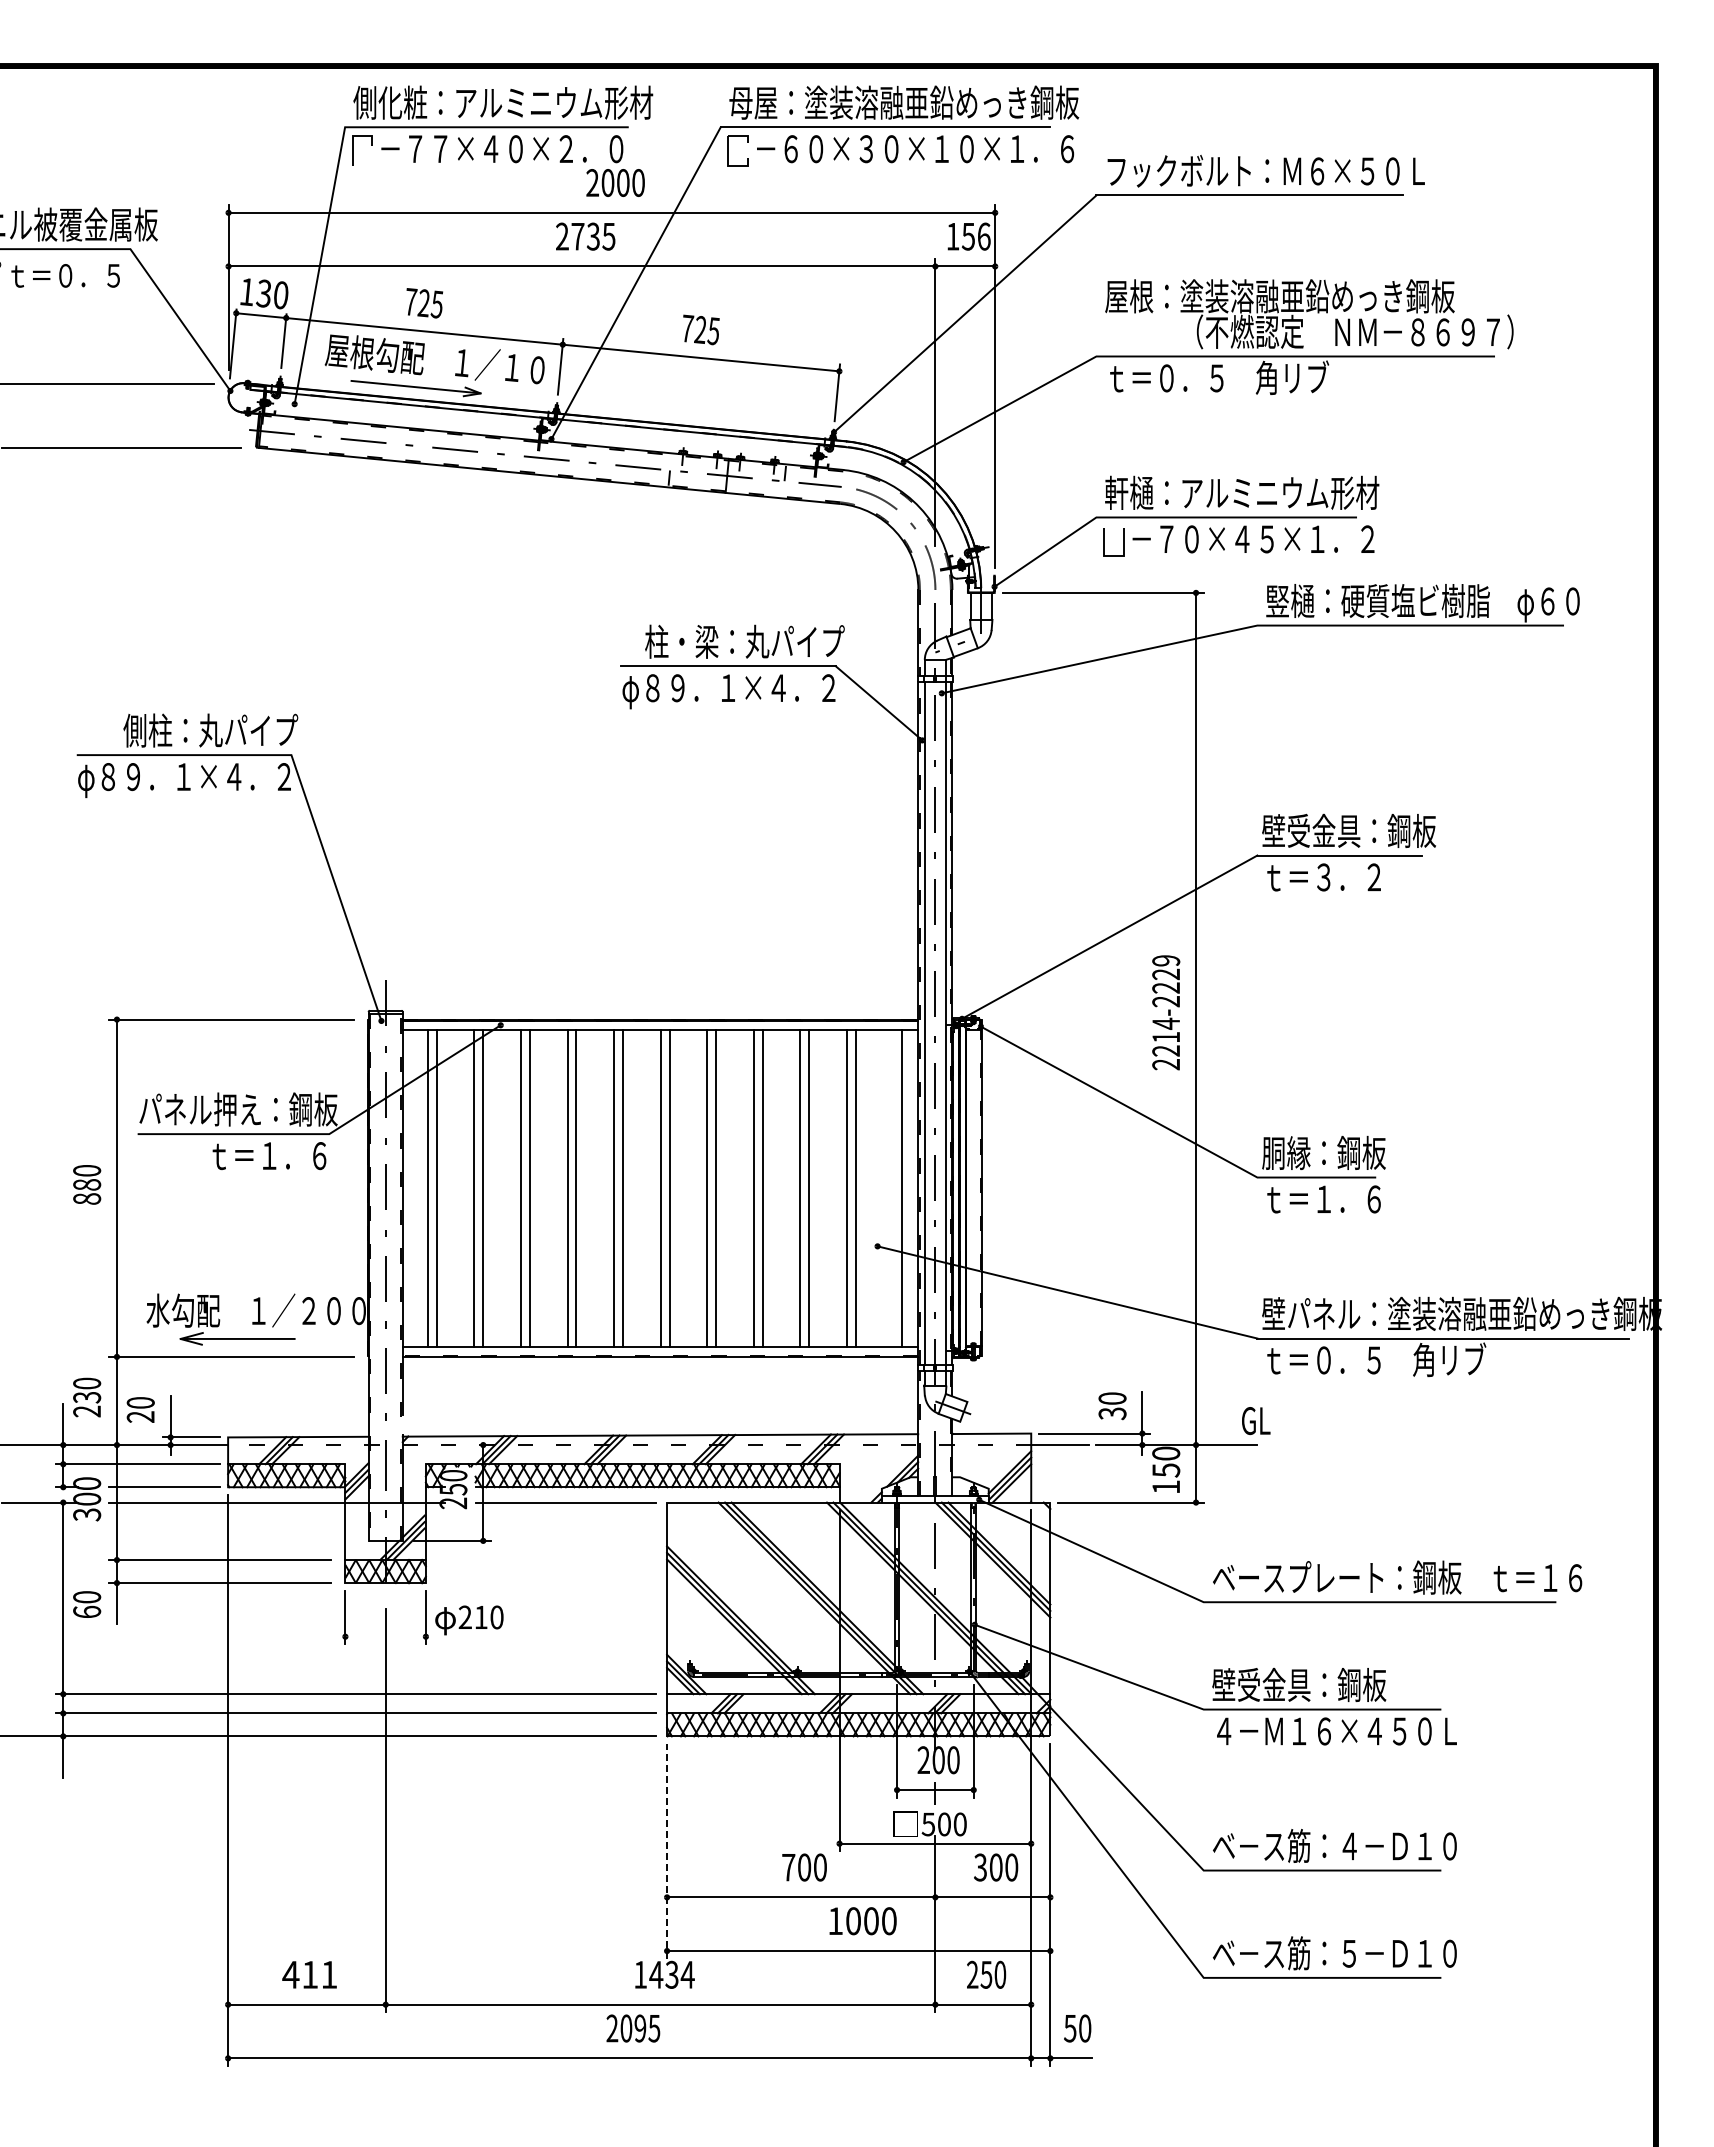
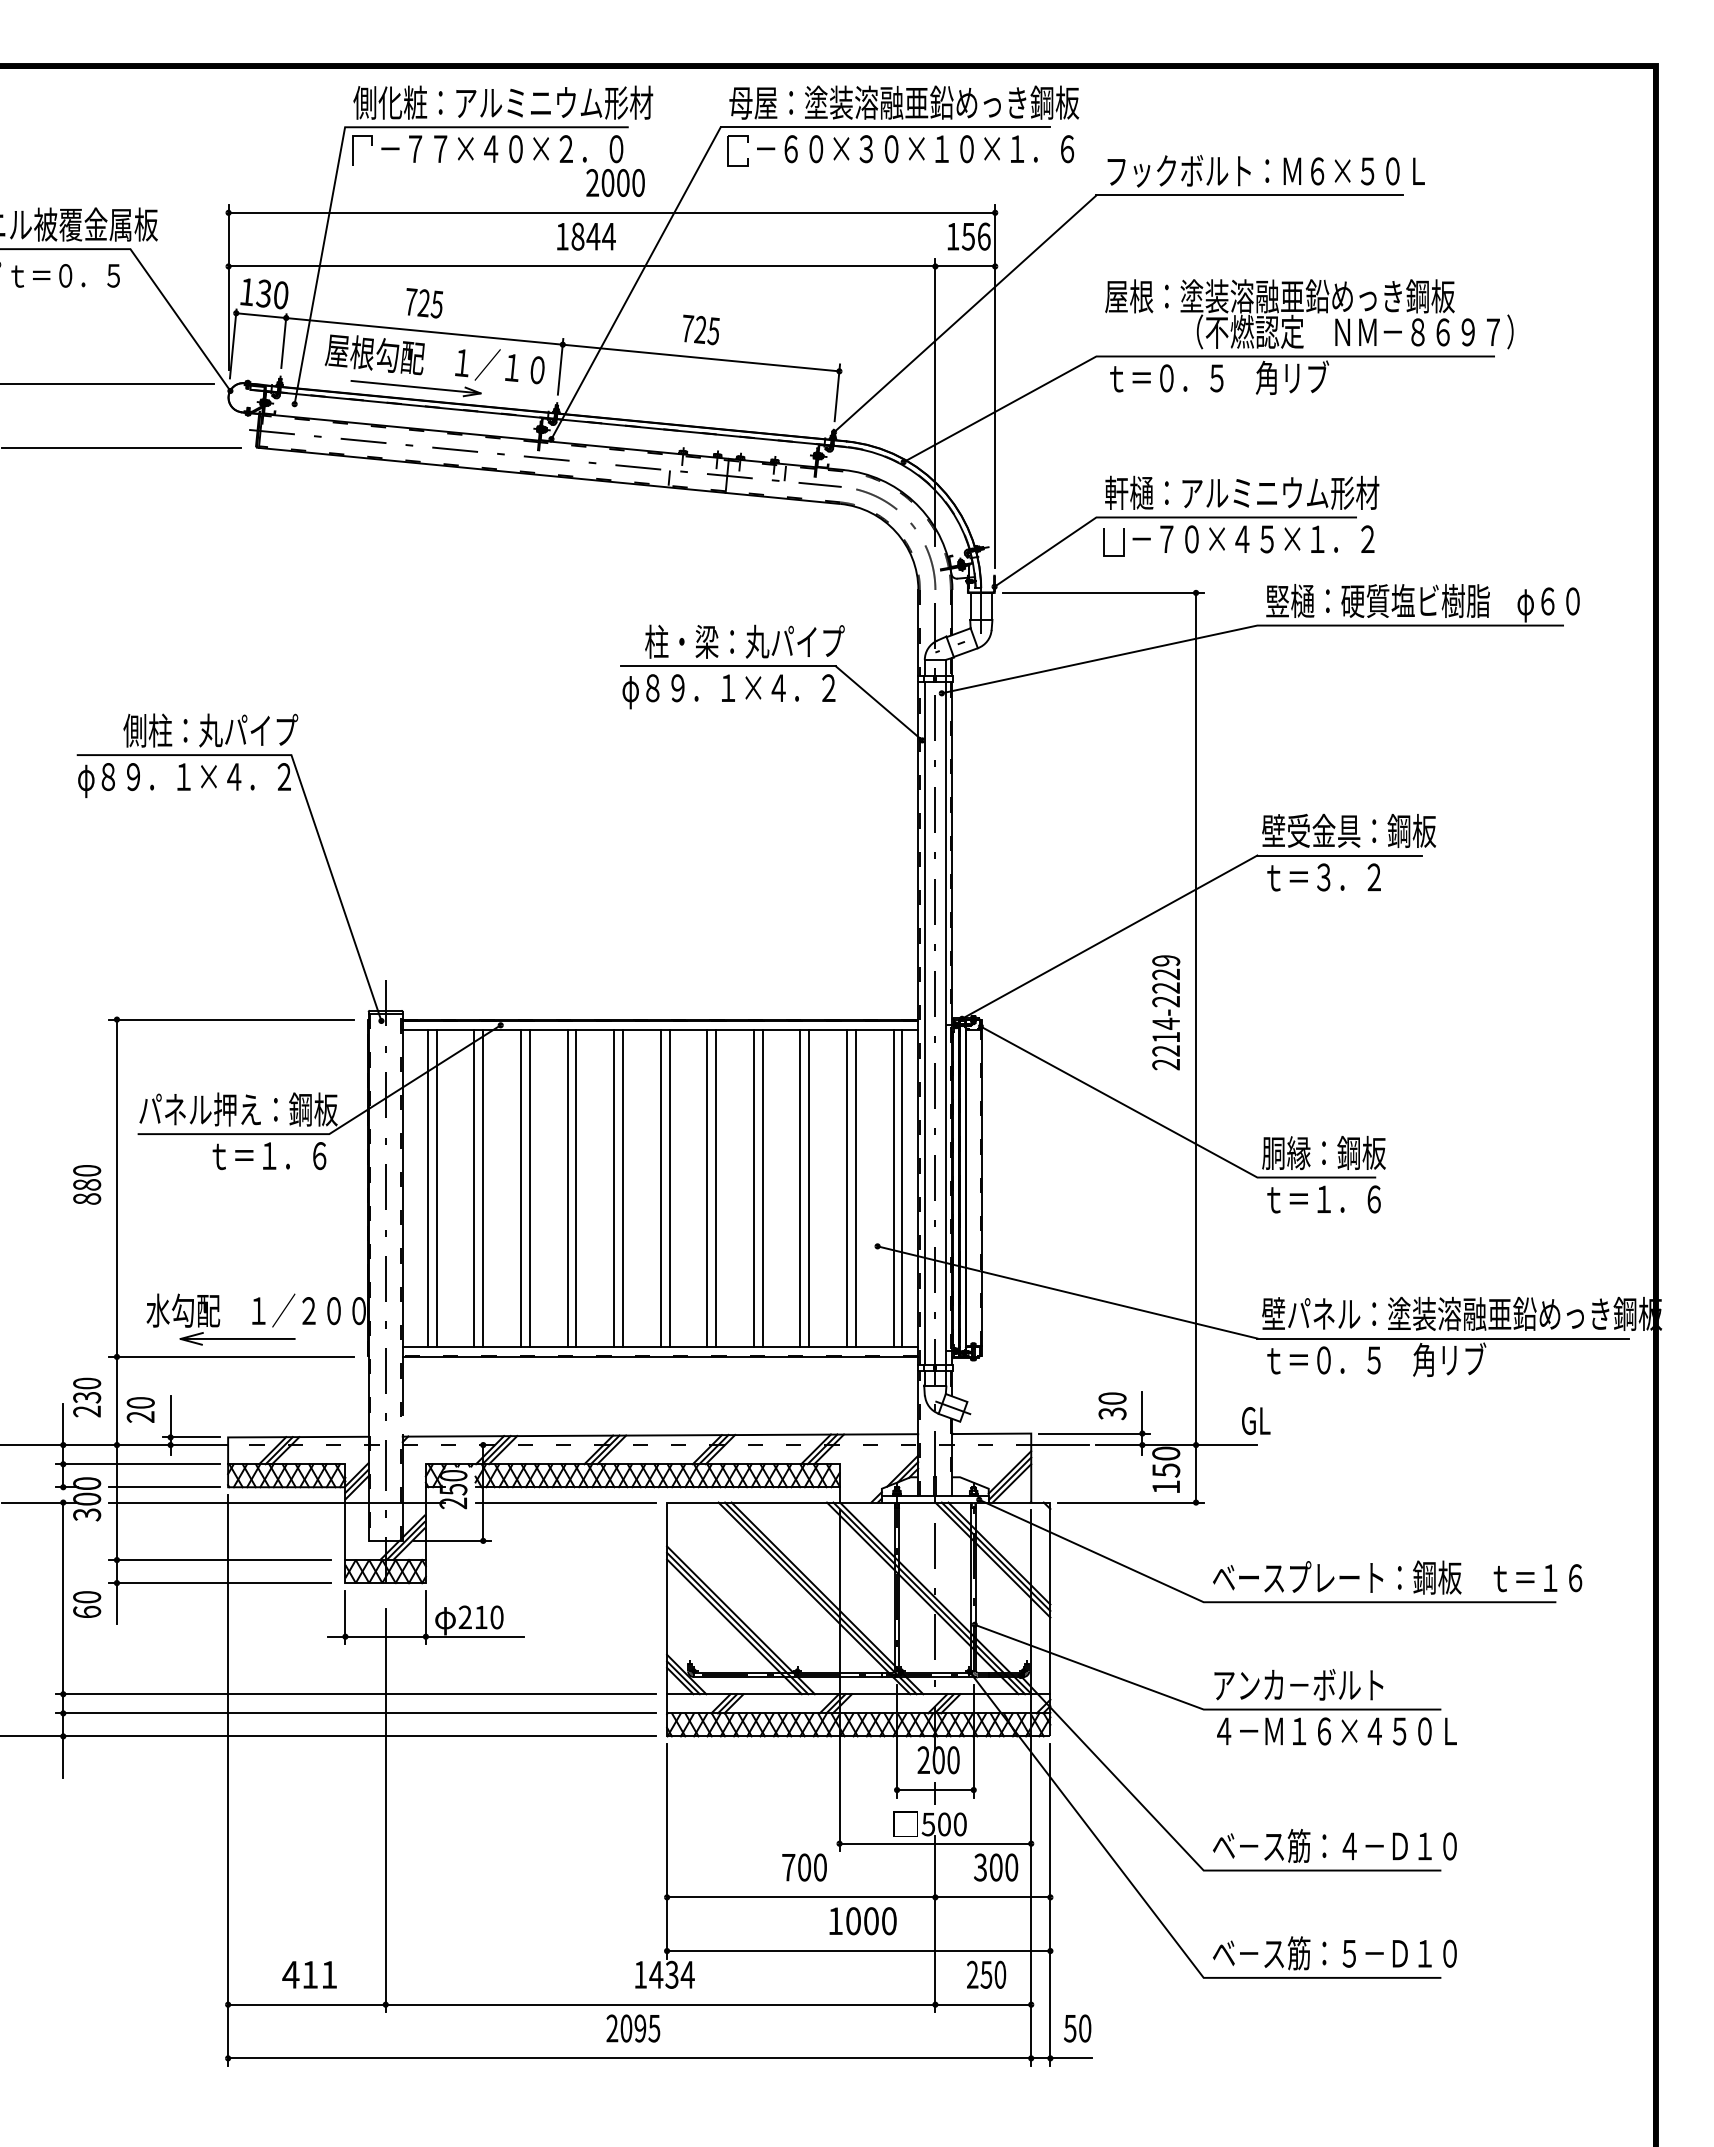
text: 2735 -> 1844 (585, 236)
line: none -> present (893, 1188)
line: none -> present (425, 1636)
text: 壁受金具：鋼板 -> アンカ－ボルト (1299, 1684)
line: dashed -> solid (667, 1850)
